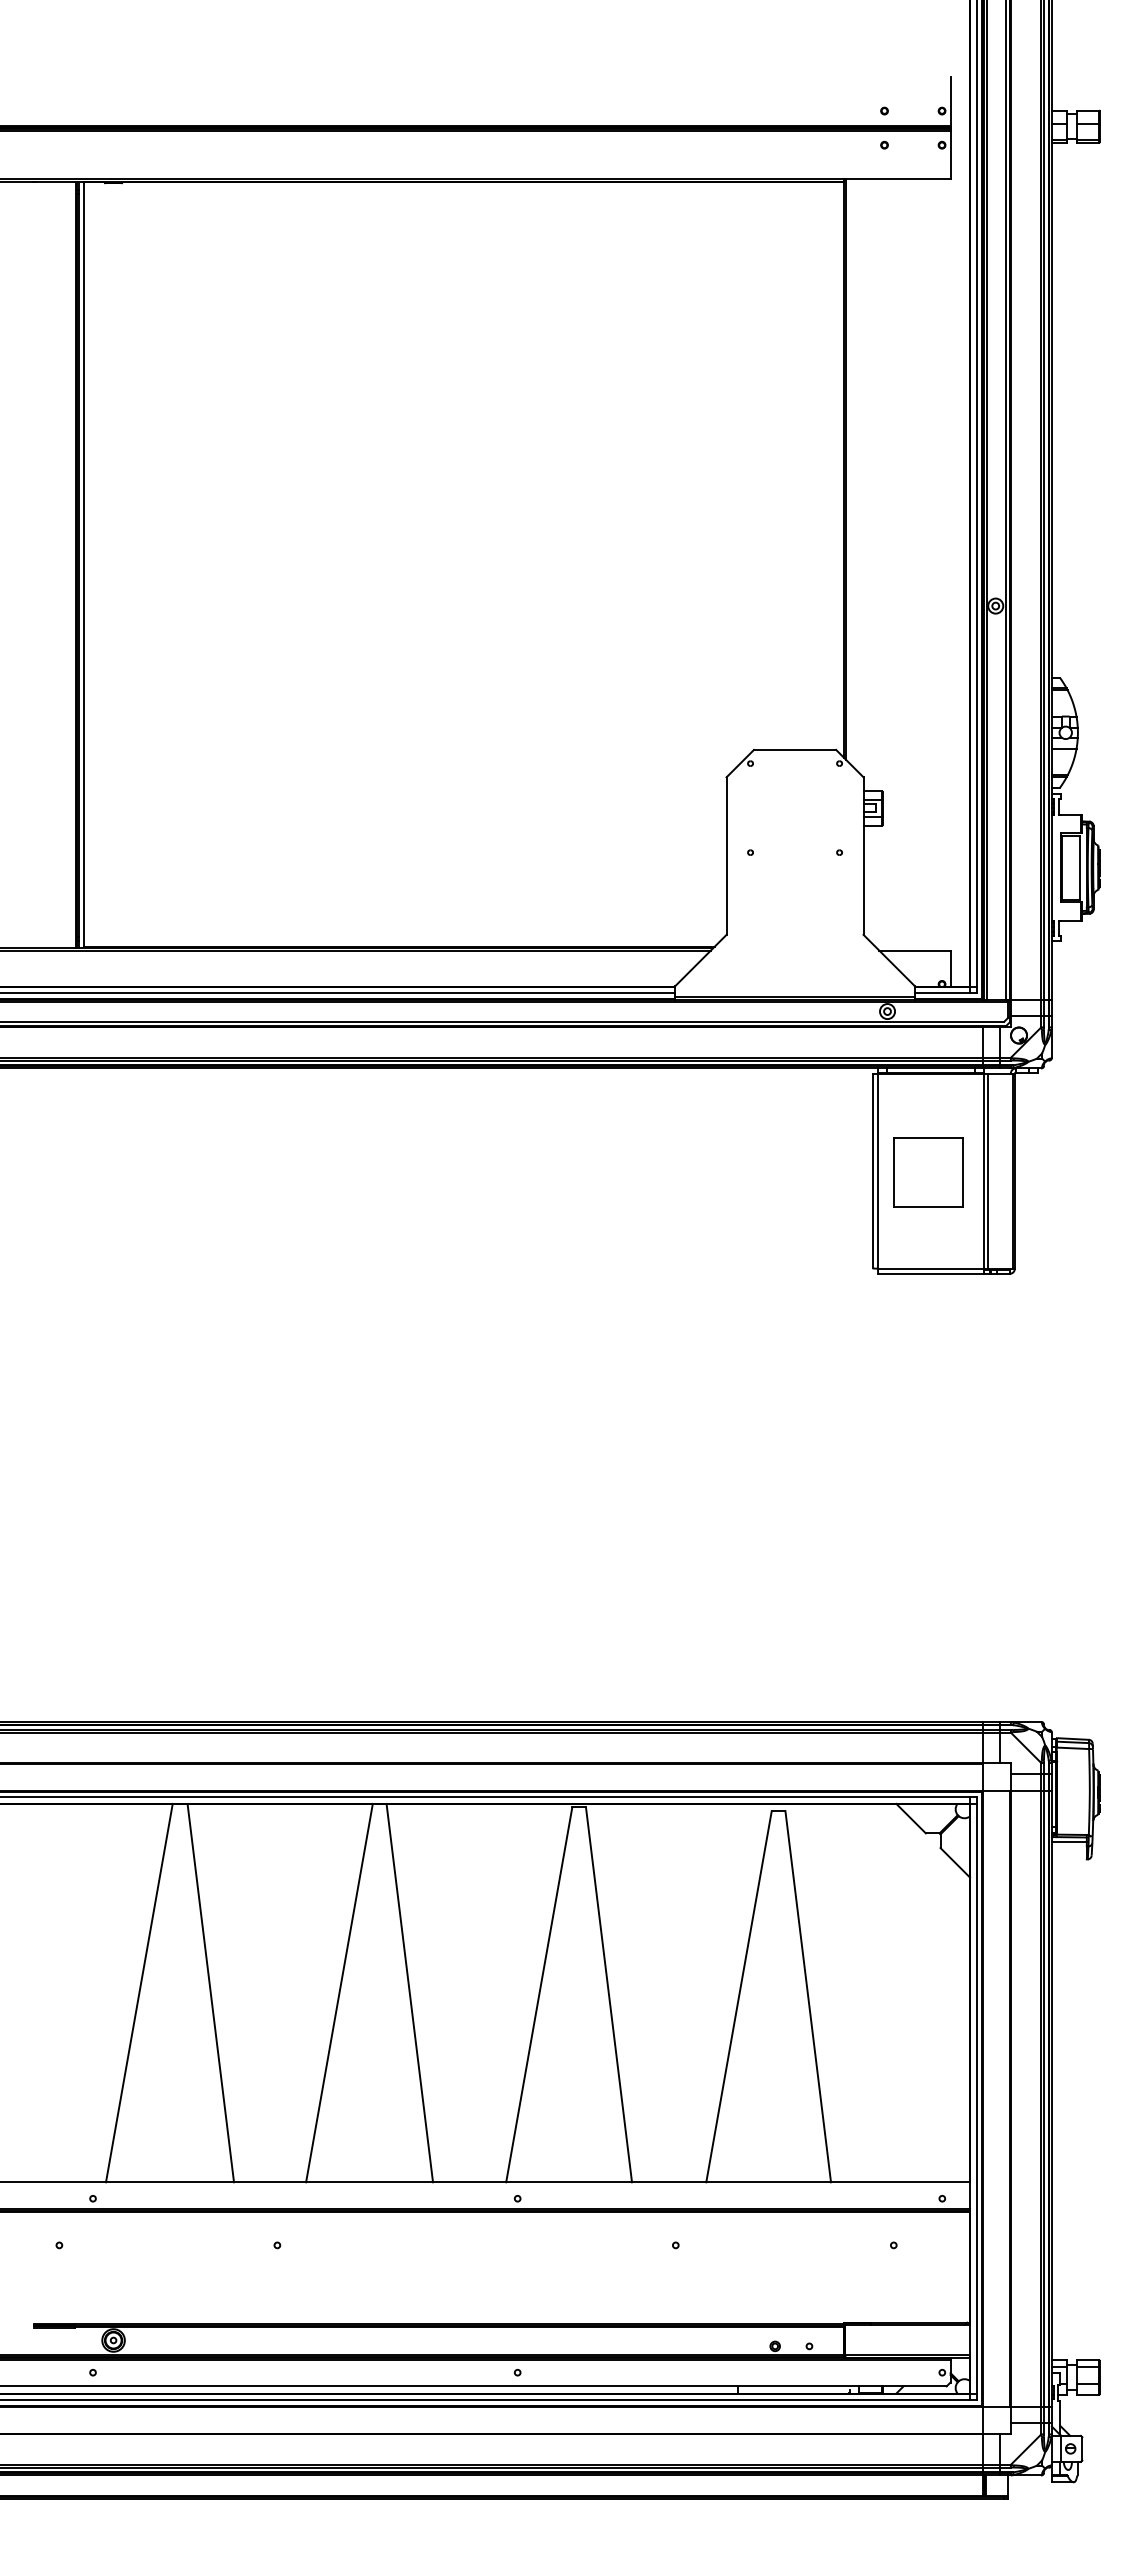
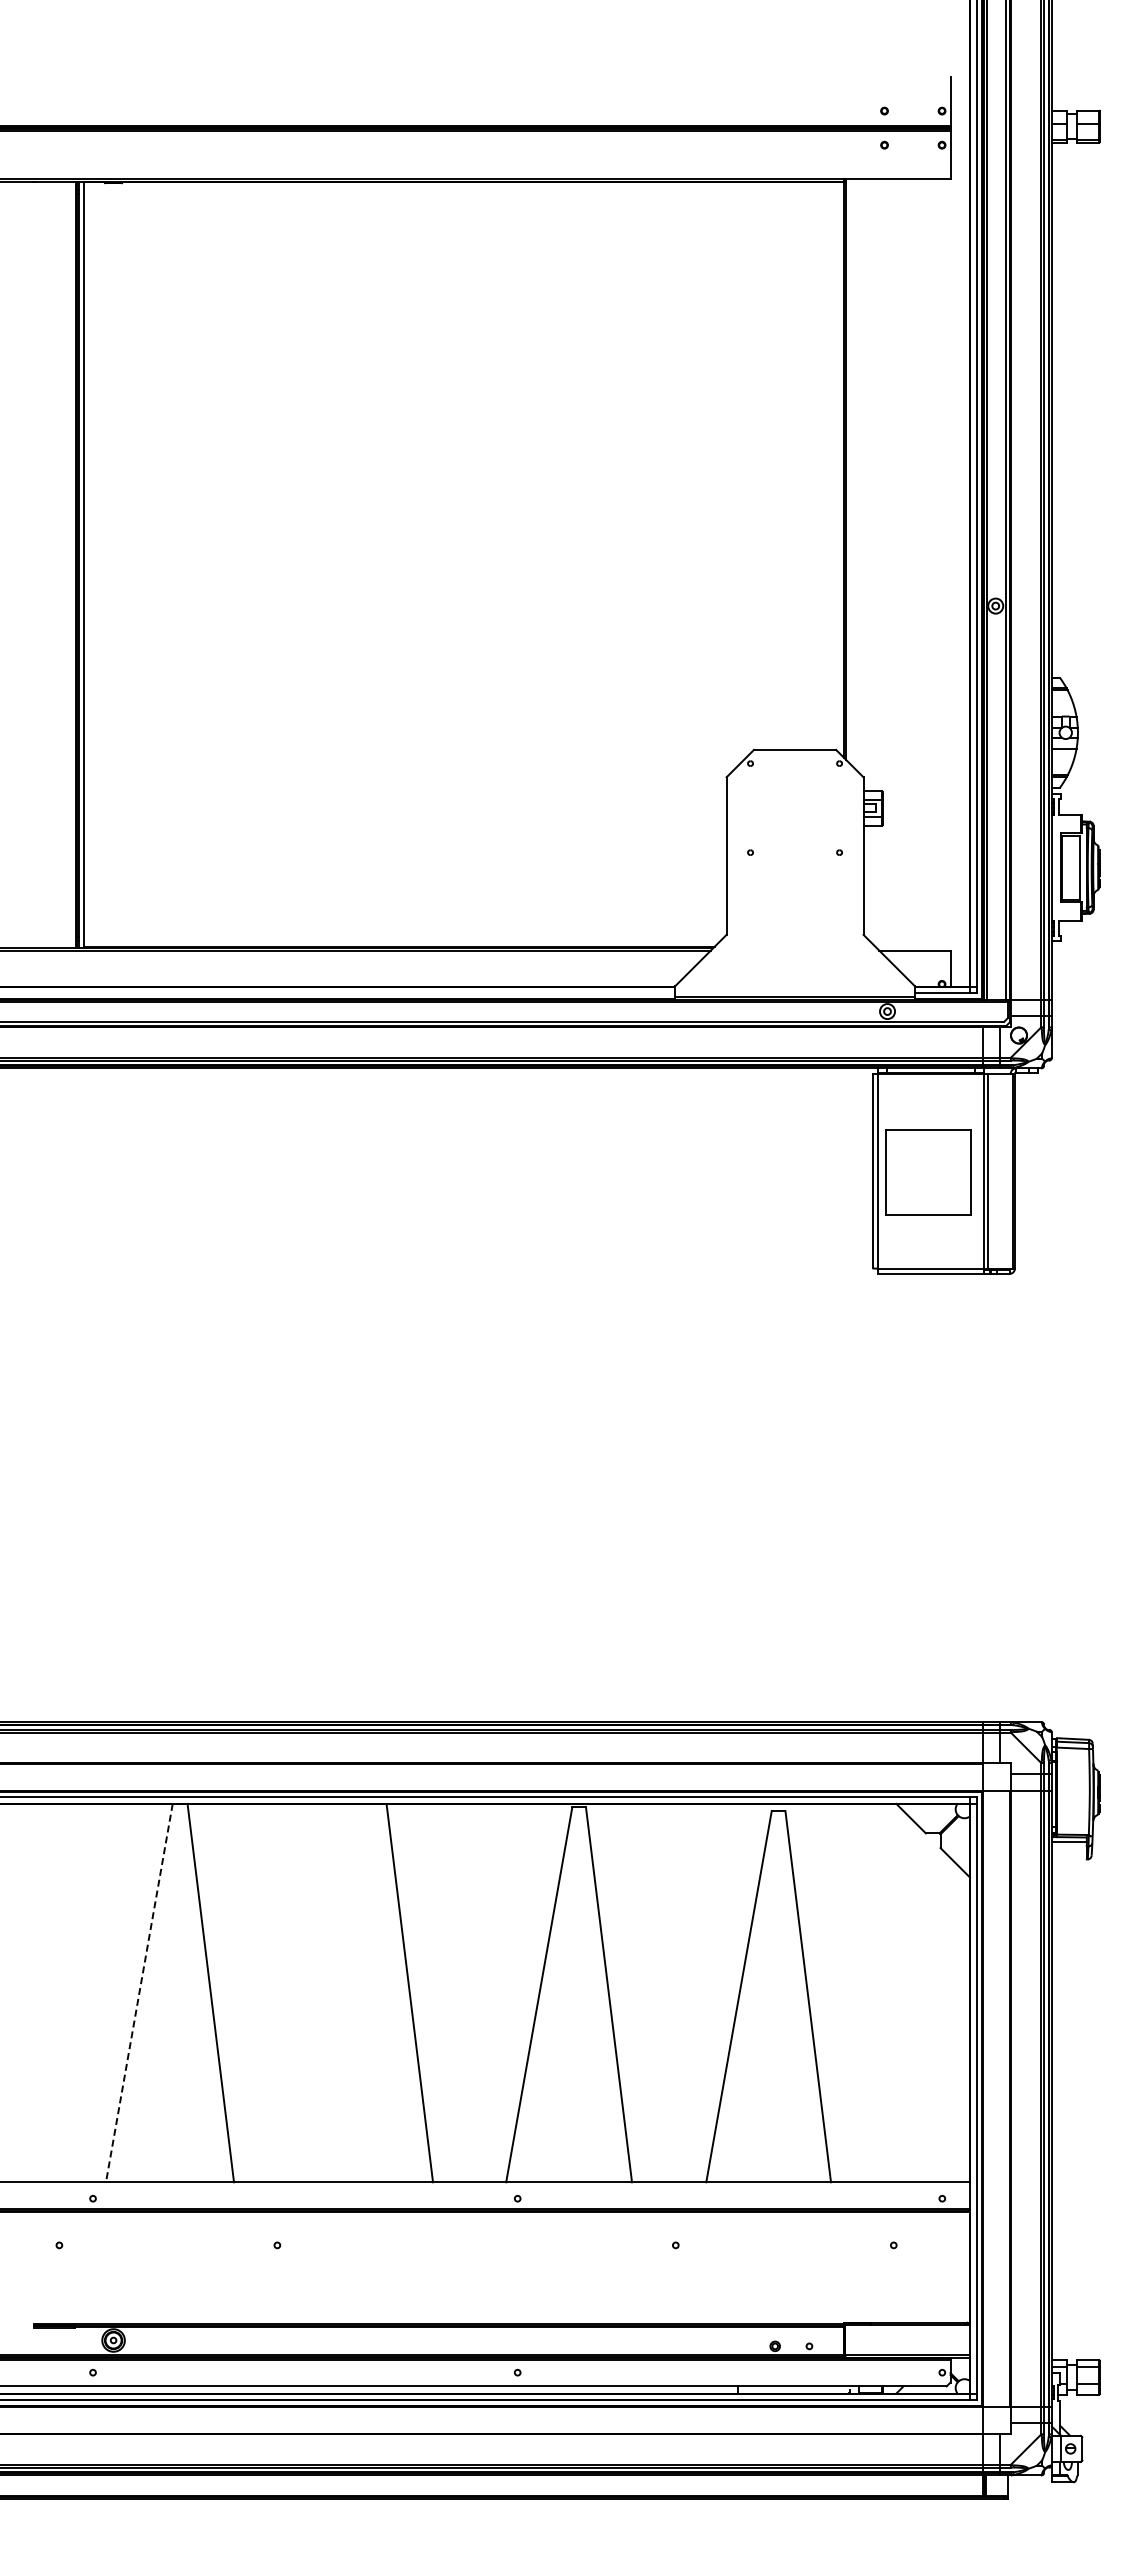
line: present -> none (338, 993)
part size: 71x71 px -> 87x87 px (928, 1172)
line: present -> none (339, 1992)
line: solid -> dashed (139, 1993)
